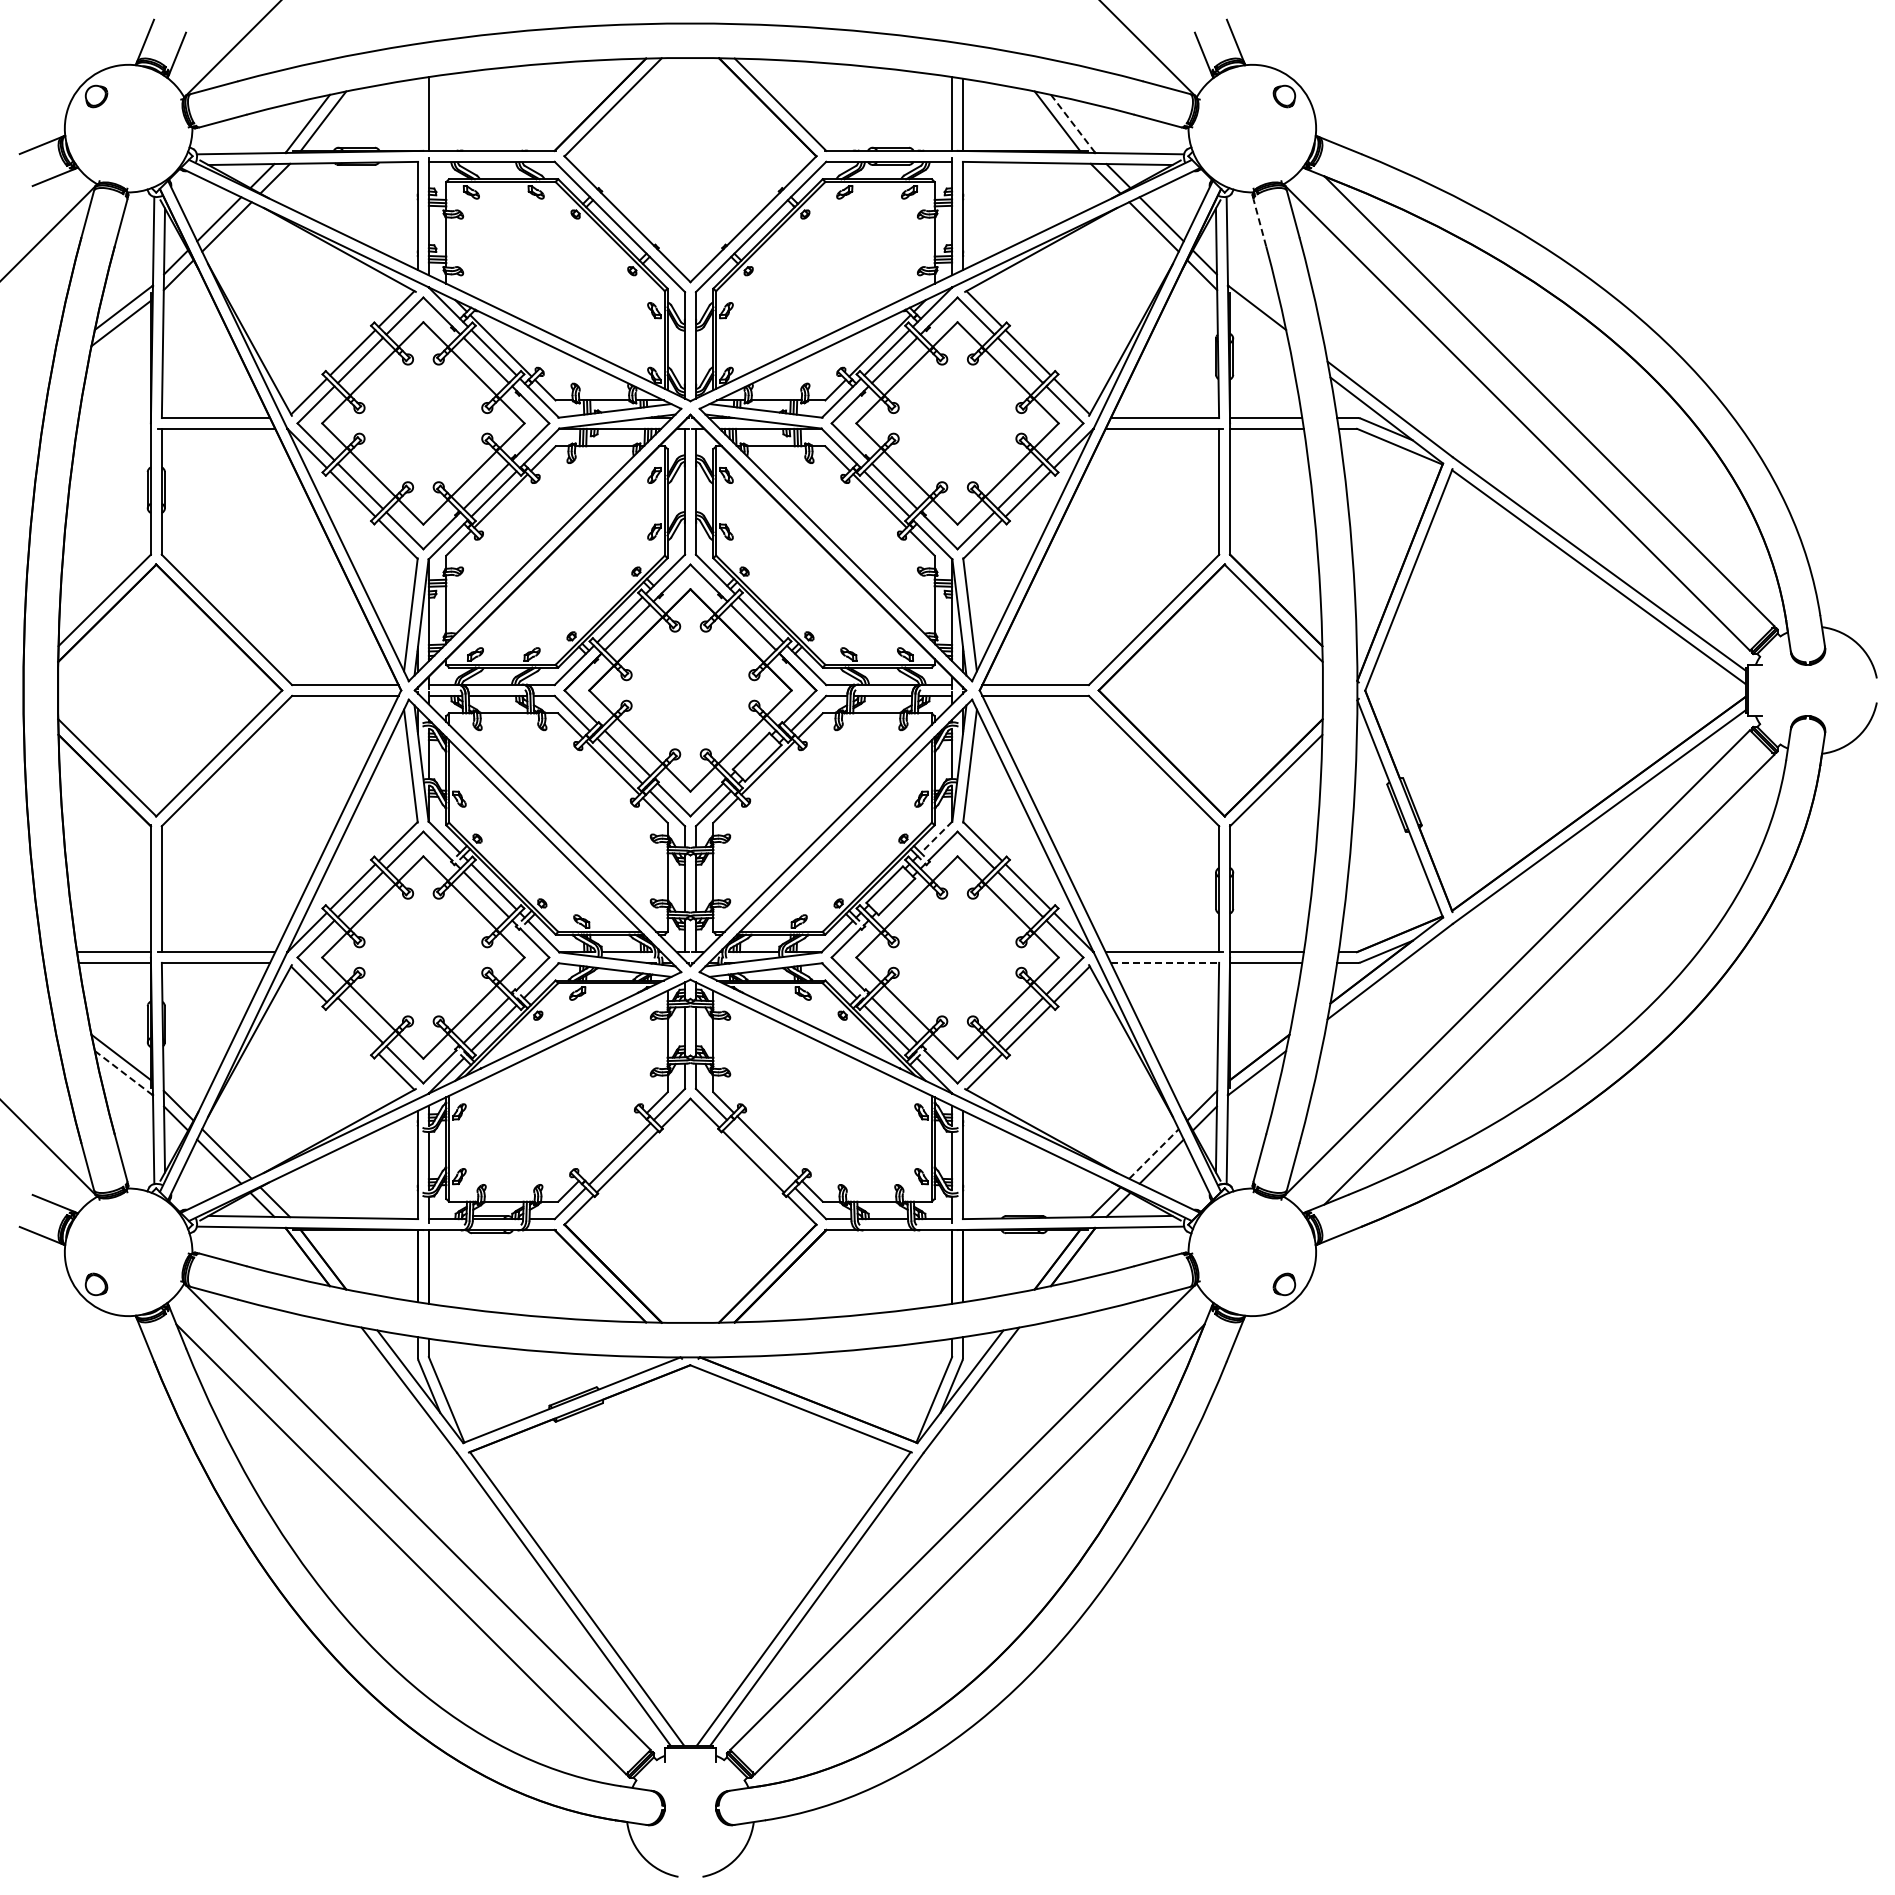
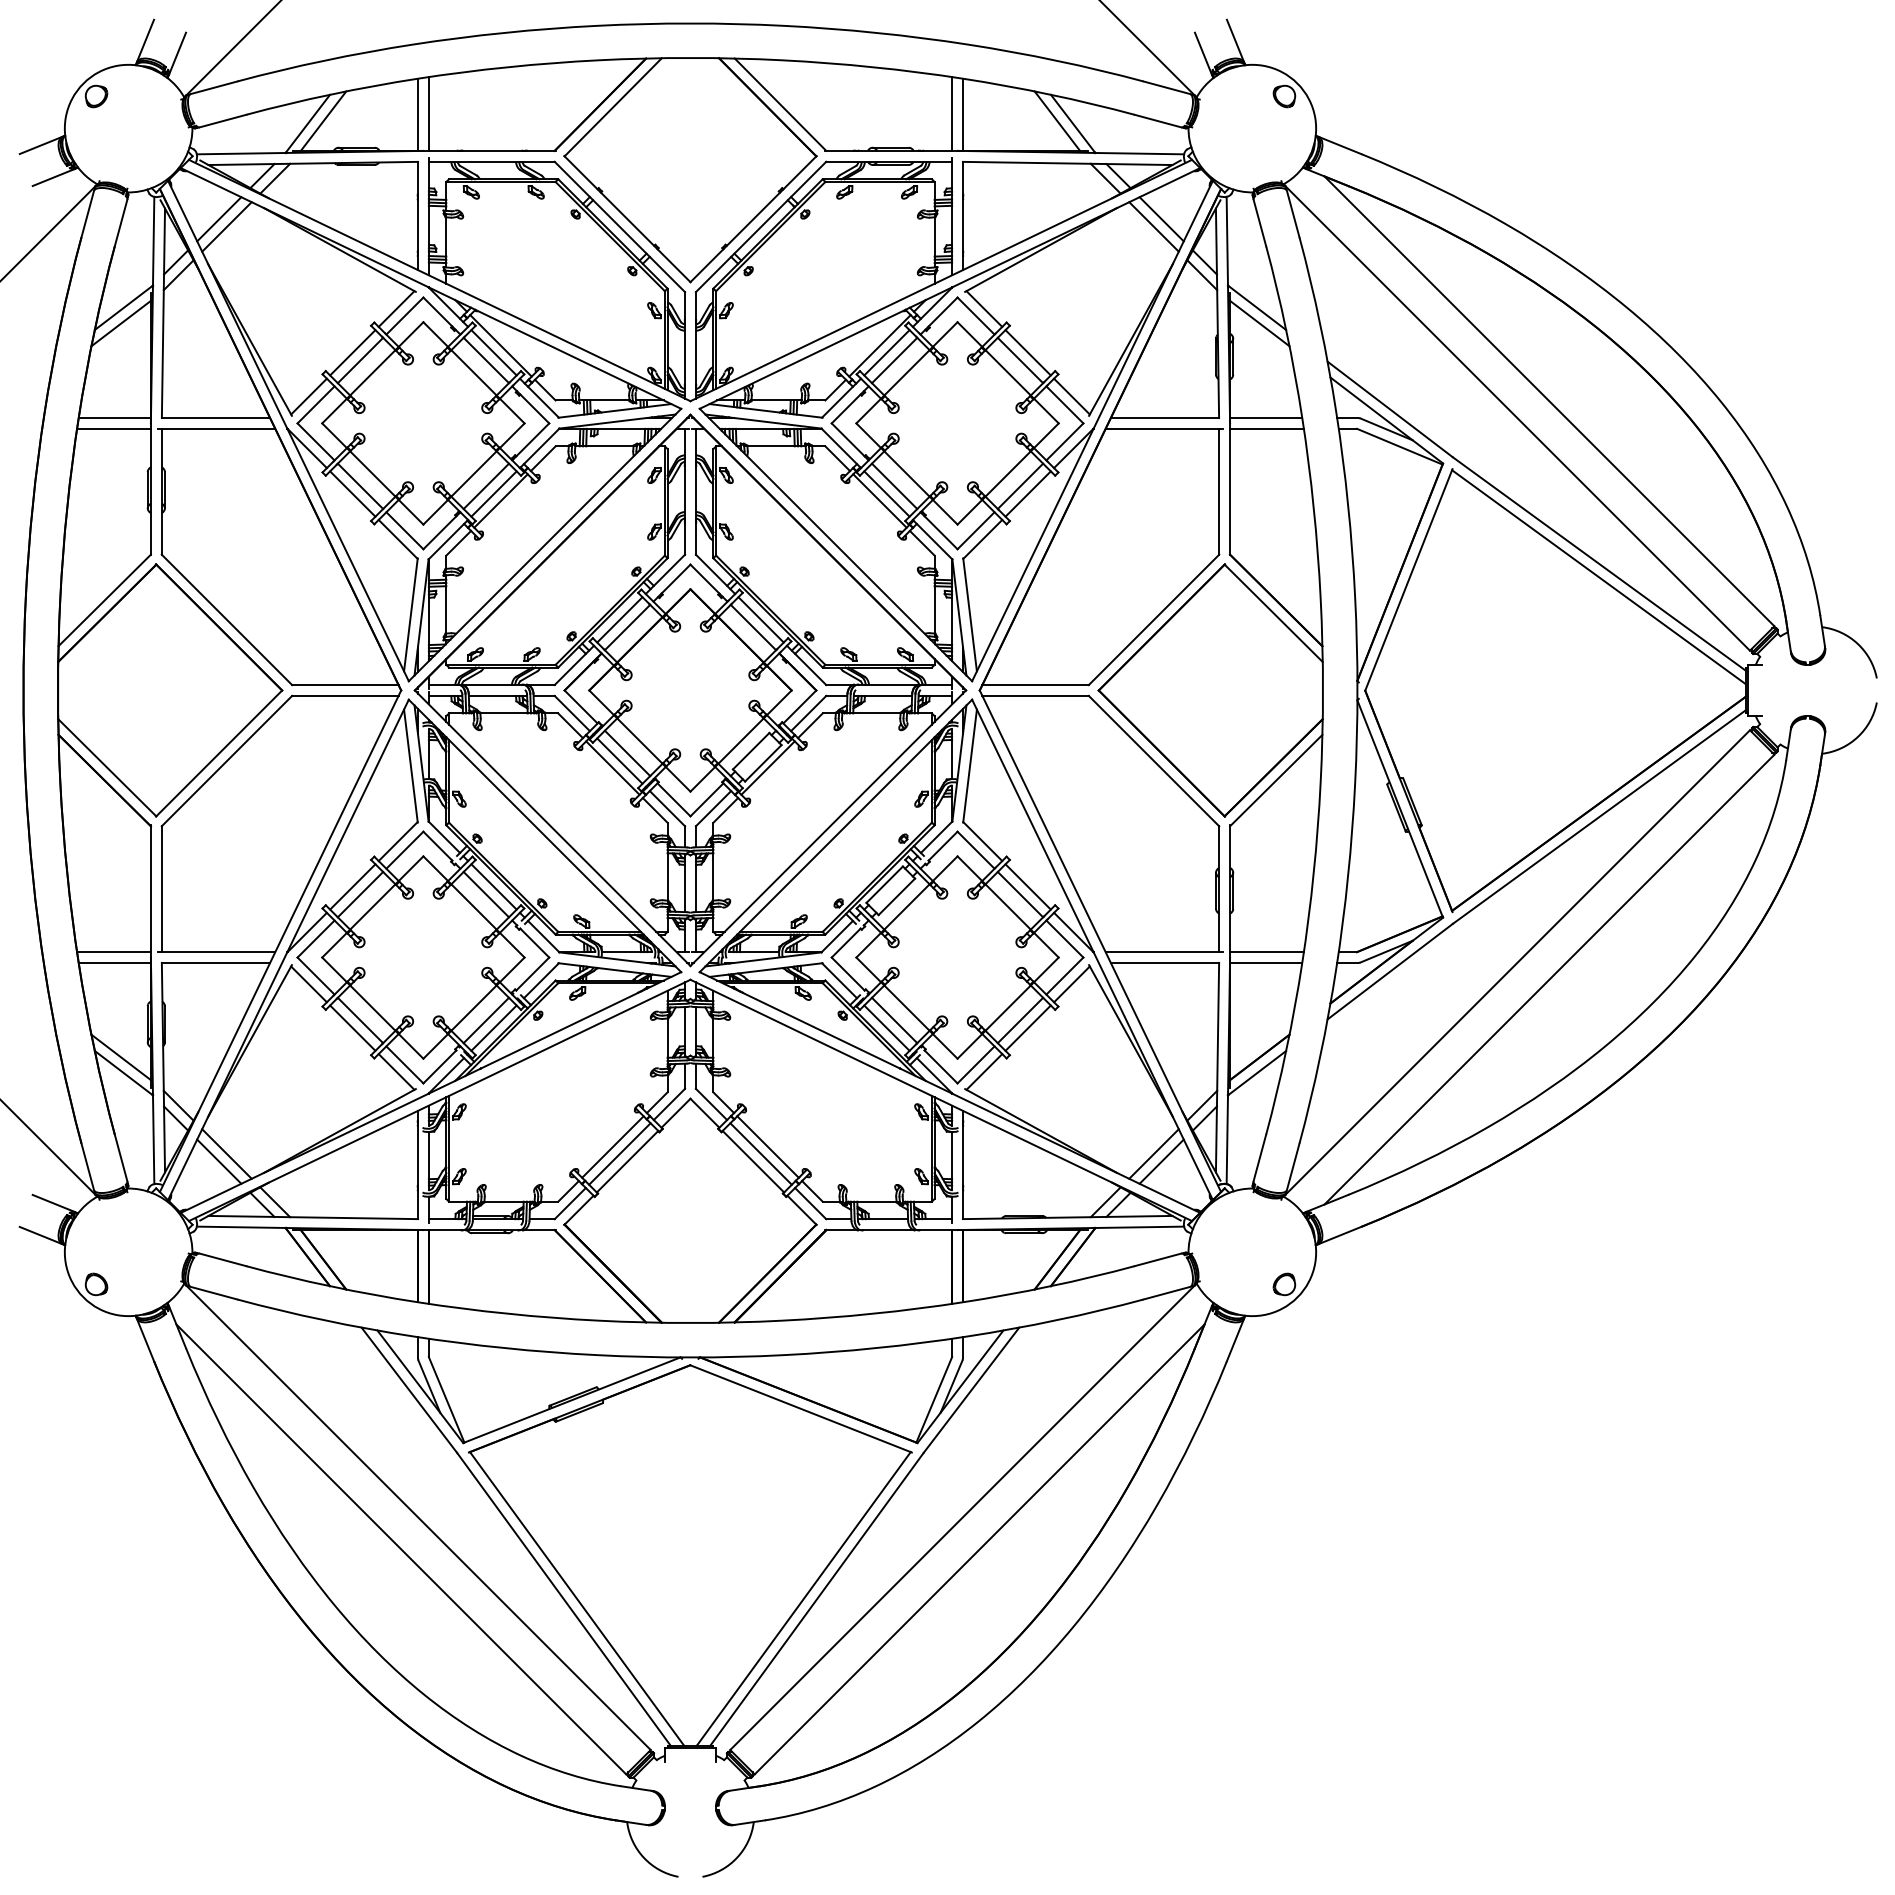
line: none -> present (417, 114)
line: dashed -> solid (1072, 123)
line: dashed -> solid (1259, 222)
line: none -> present (1259, 323)
line: none -> present (114, 417)
line: none -> present (113, 428)
line: dashed -> solid (936, 837)
line: dashed -> solid (1165, 963)
line: none -> present (352, 1027)
line: dashed -> solid (124, 1073)
line: none -> present (612, 1146)
line: none -> present (760, 1153)
line: dashed -> solid (1154, 1153)
